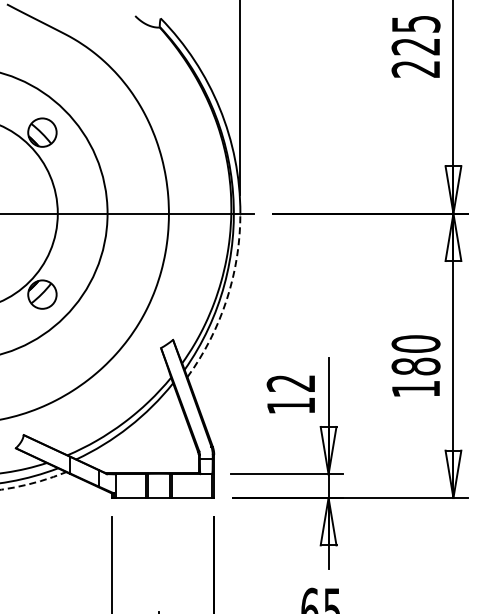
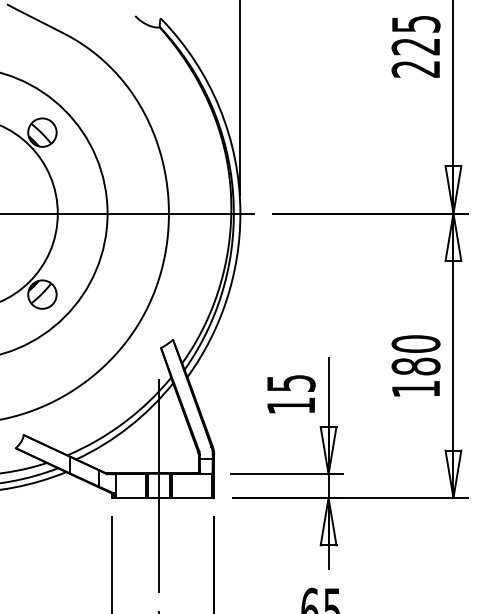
arc: dashed -> solid (226, 299)
text: 12 -> 15 (290, 383)
arc: dashed -> solid (33, 483)
line: none -> present (158, 485)
